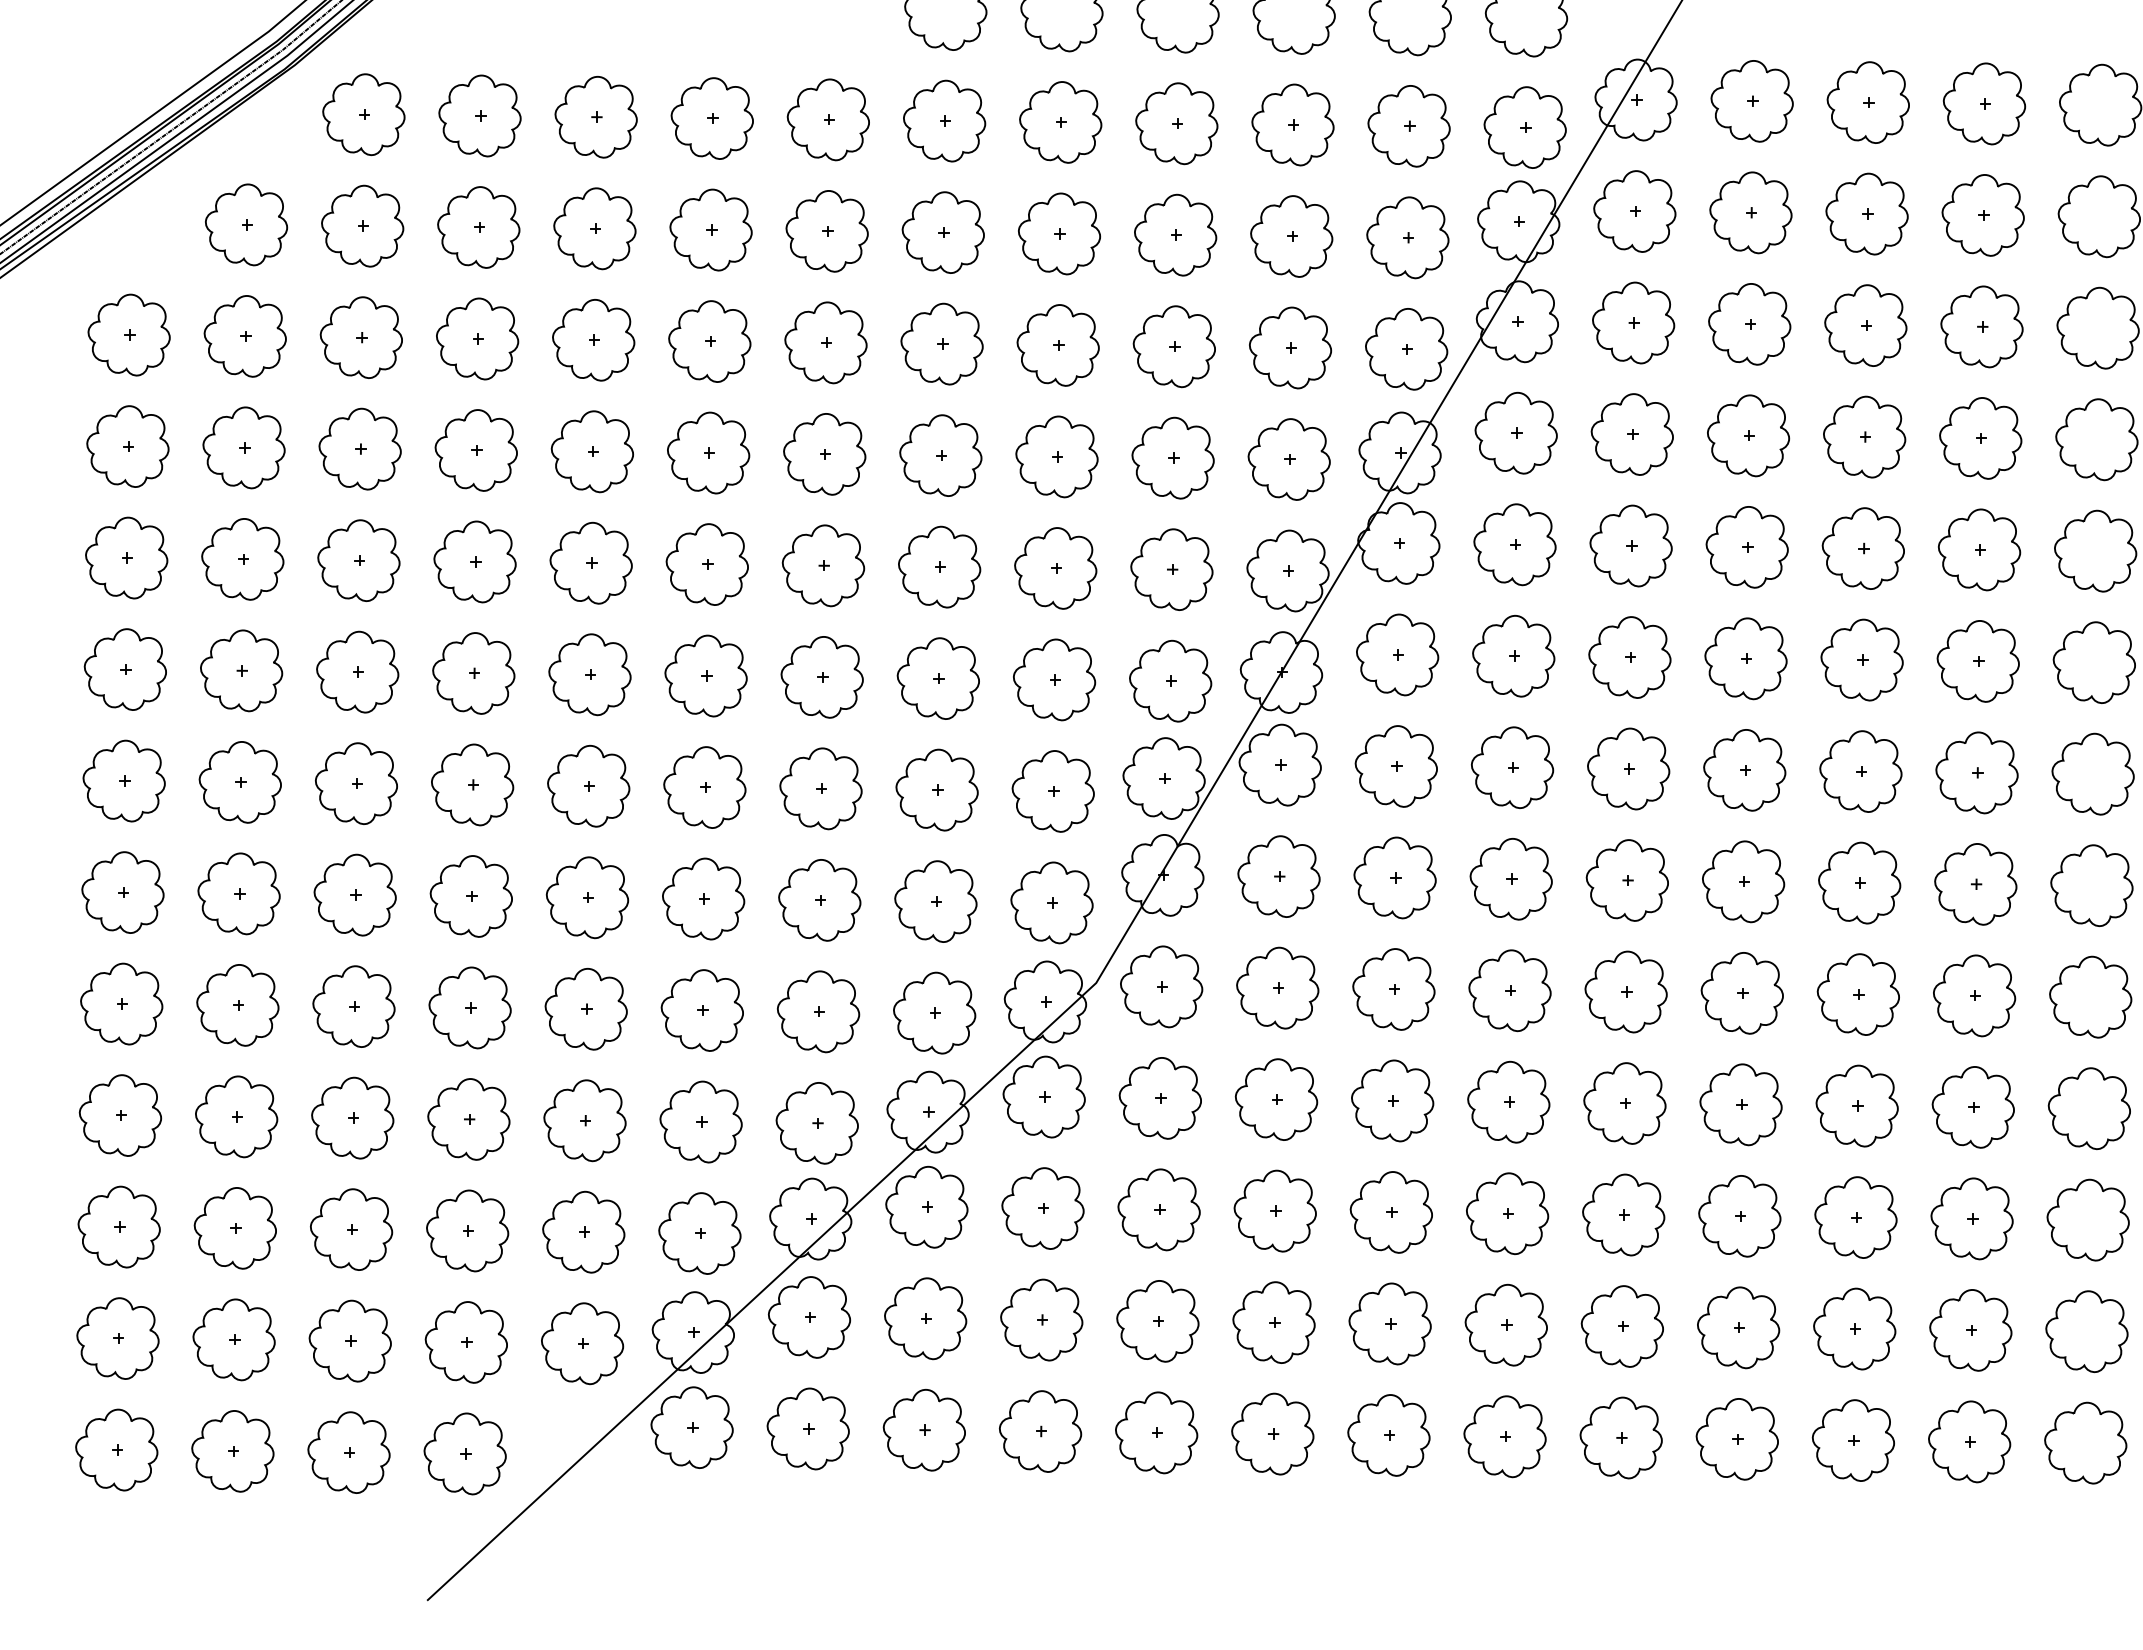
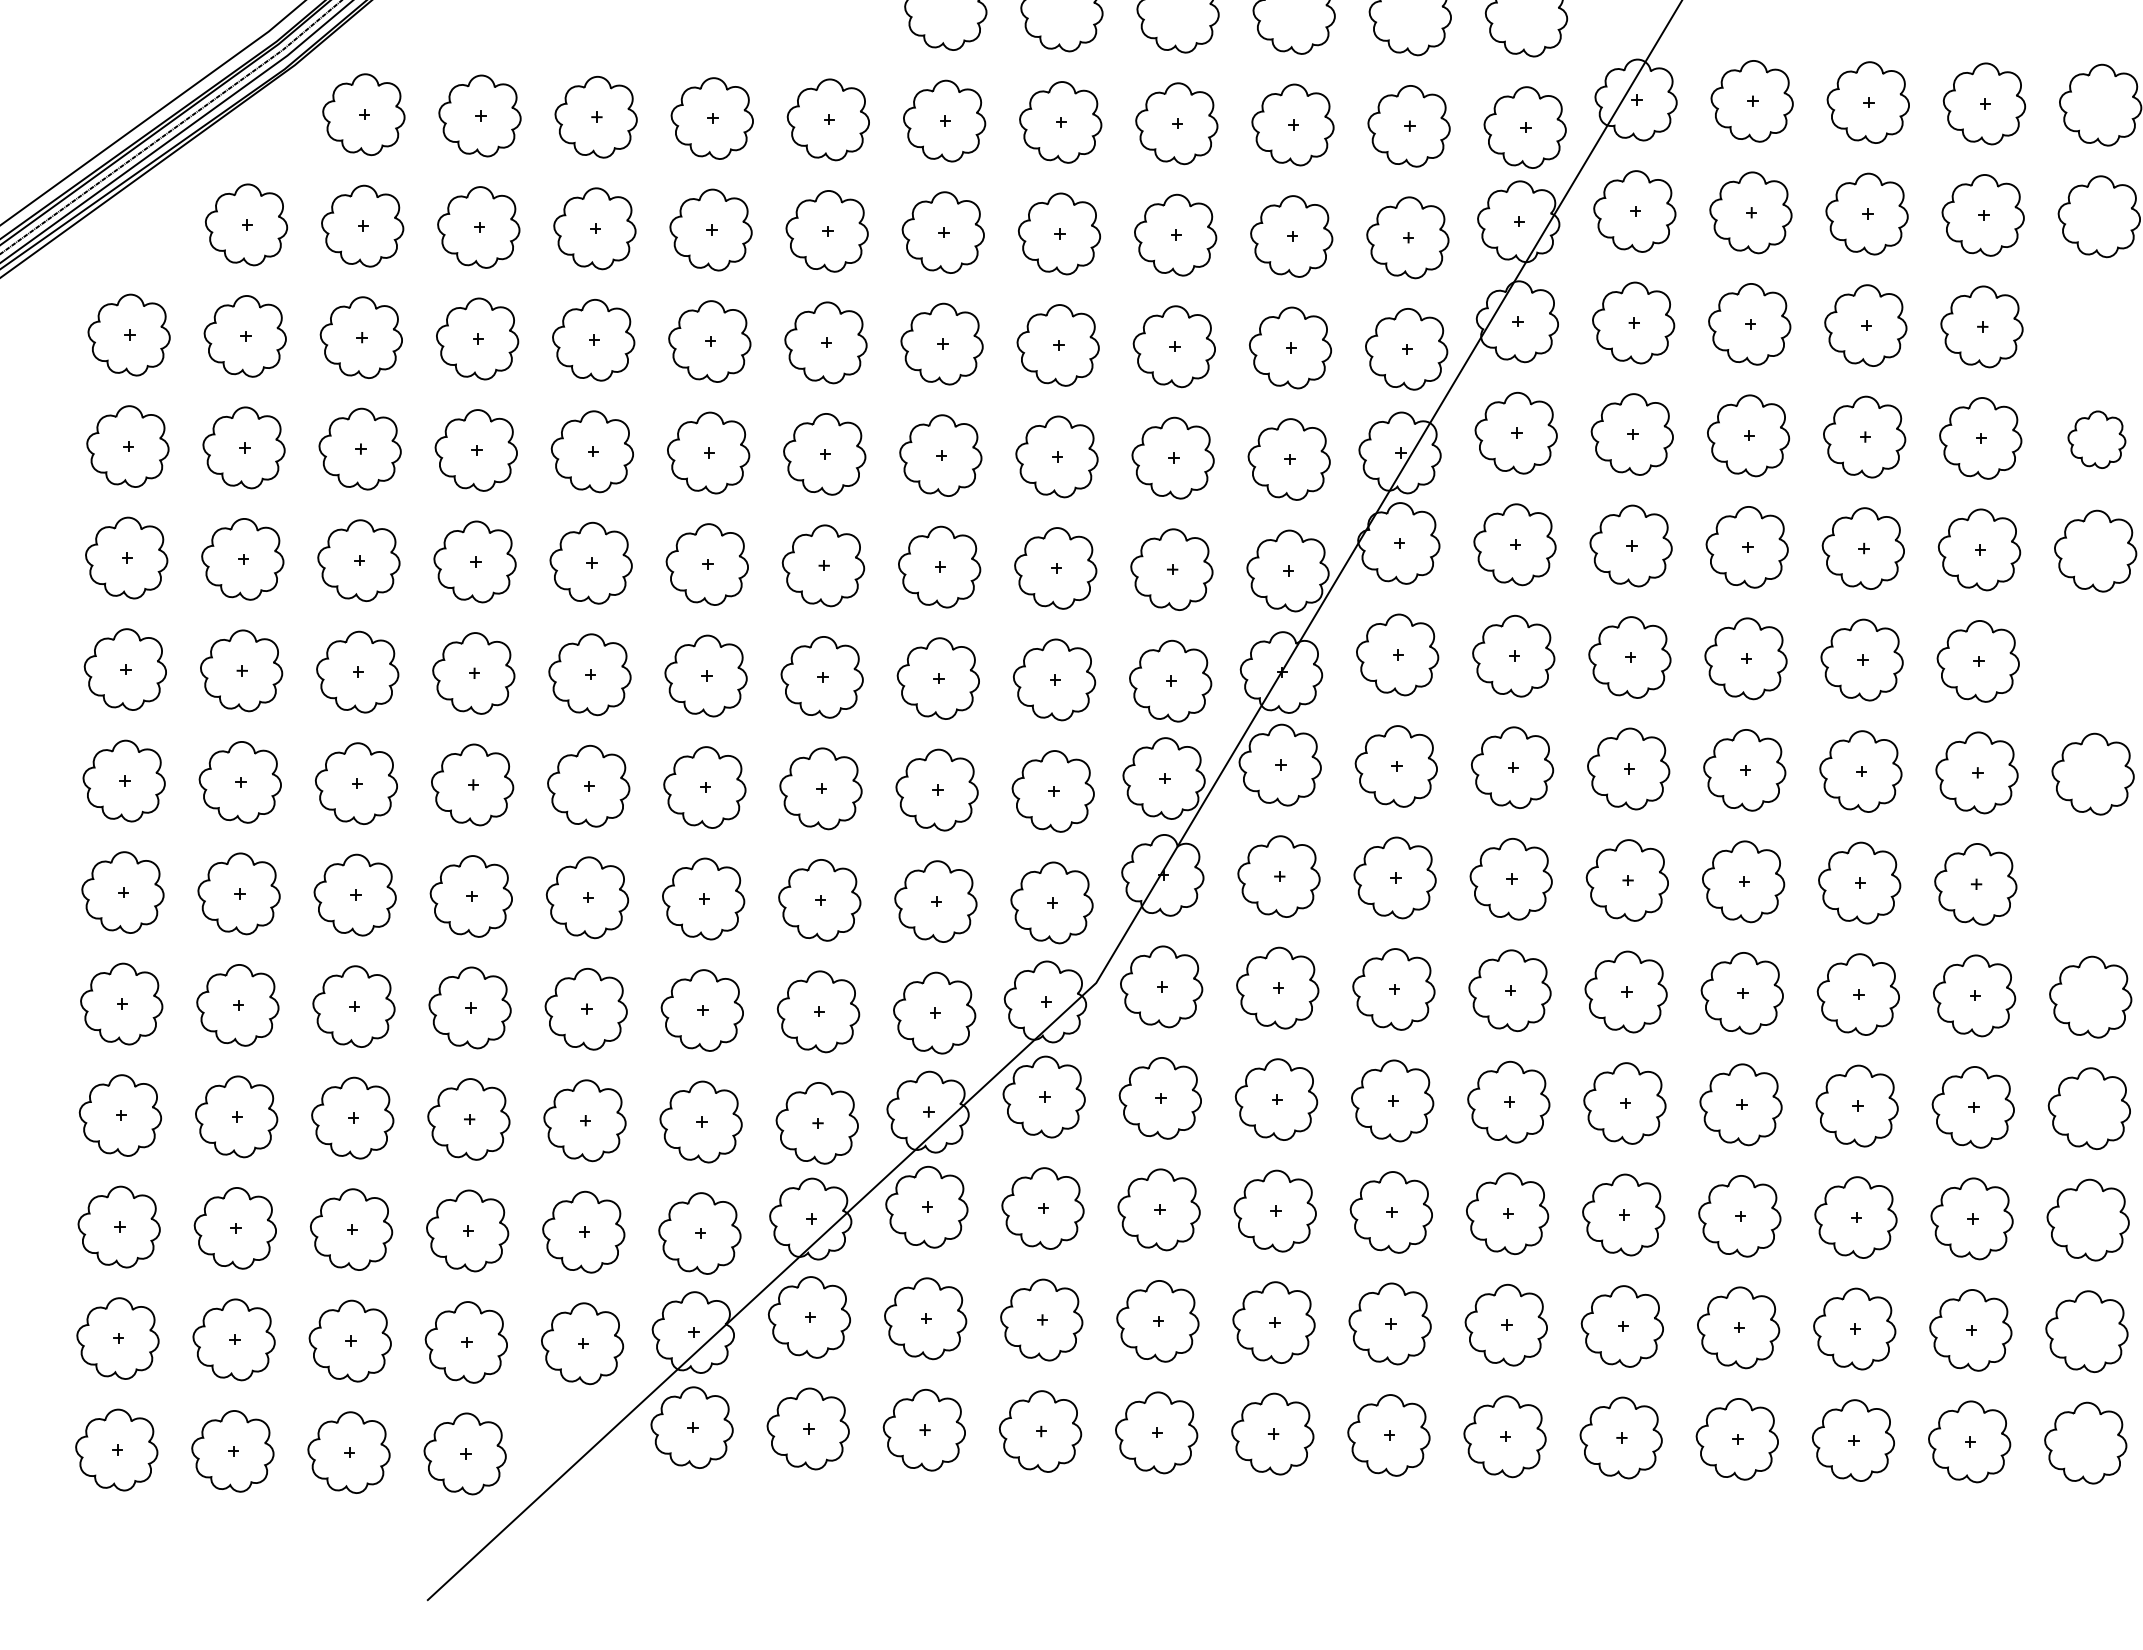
part: present -> none (2097, 327)
part size: 84x84 px -> 60x59 px (2096, 439)
part: present -> none (2093, 662)
part: present -> none (2091, 885)
